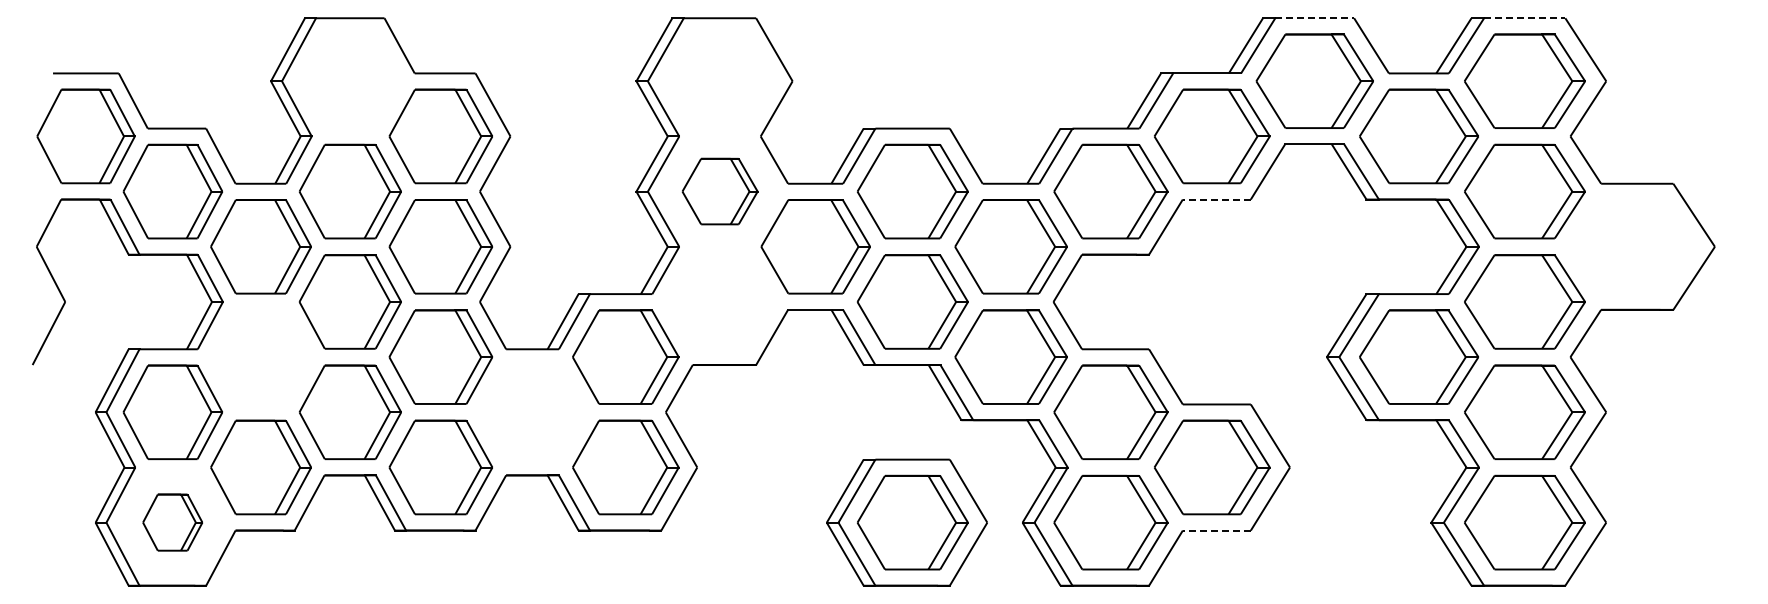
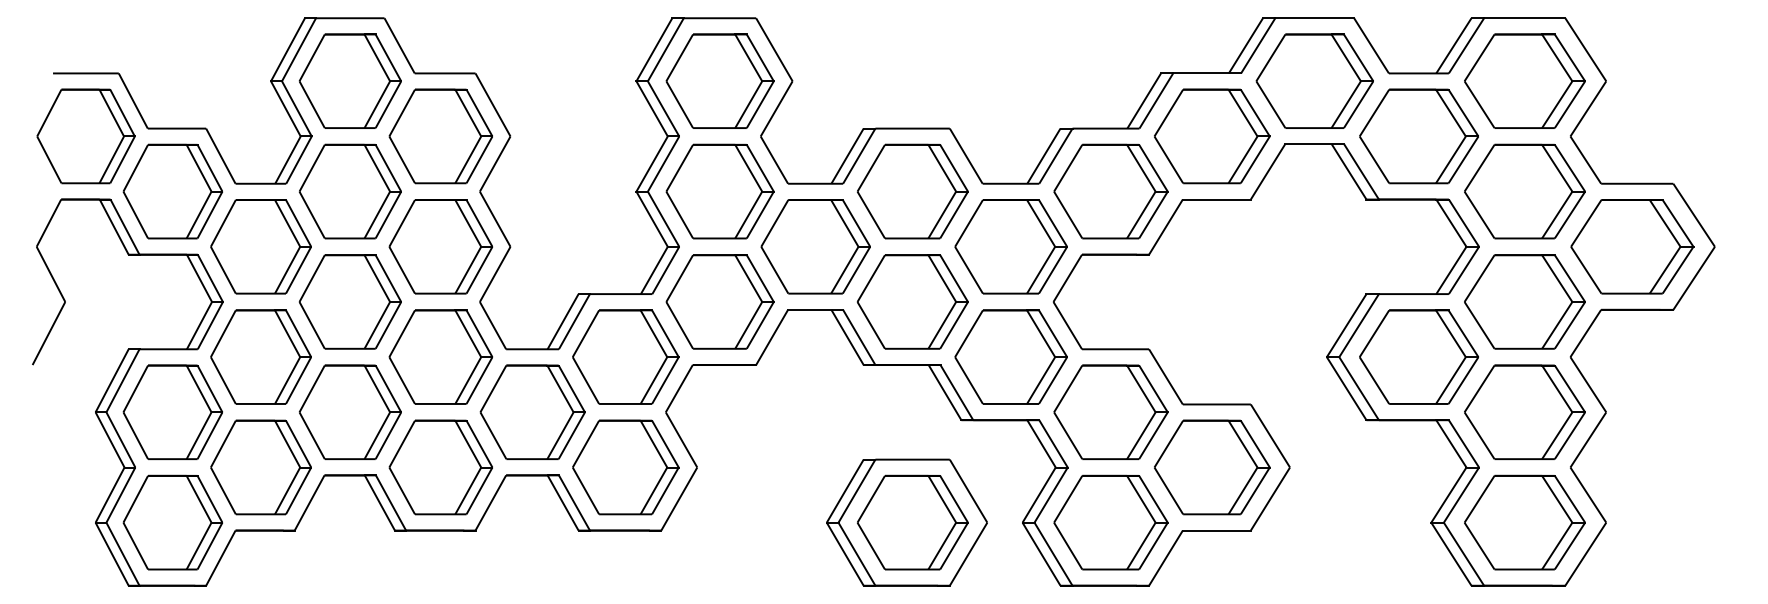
line: dashed -> solid (1315, 18)
line: dashed -> solid (1524, 18)
part: none -> present (349, 80)
part: none -> present (719, 80)
part size: 78x69 px -> 110x97 px (719, 191)
line: dashed -> solid (1216, 199)
part: none -> present (1632, 246)
part: none -> present (719, 301)
part: none -> present (260, 356)
part: none -> present (532, 411)
part size: 61x59 px -> 101x97 px (172, 522)
line: dashed -> solid (1216, 530)
